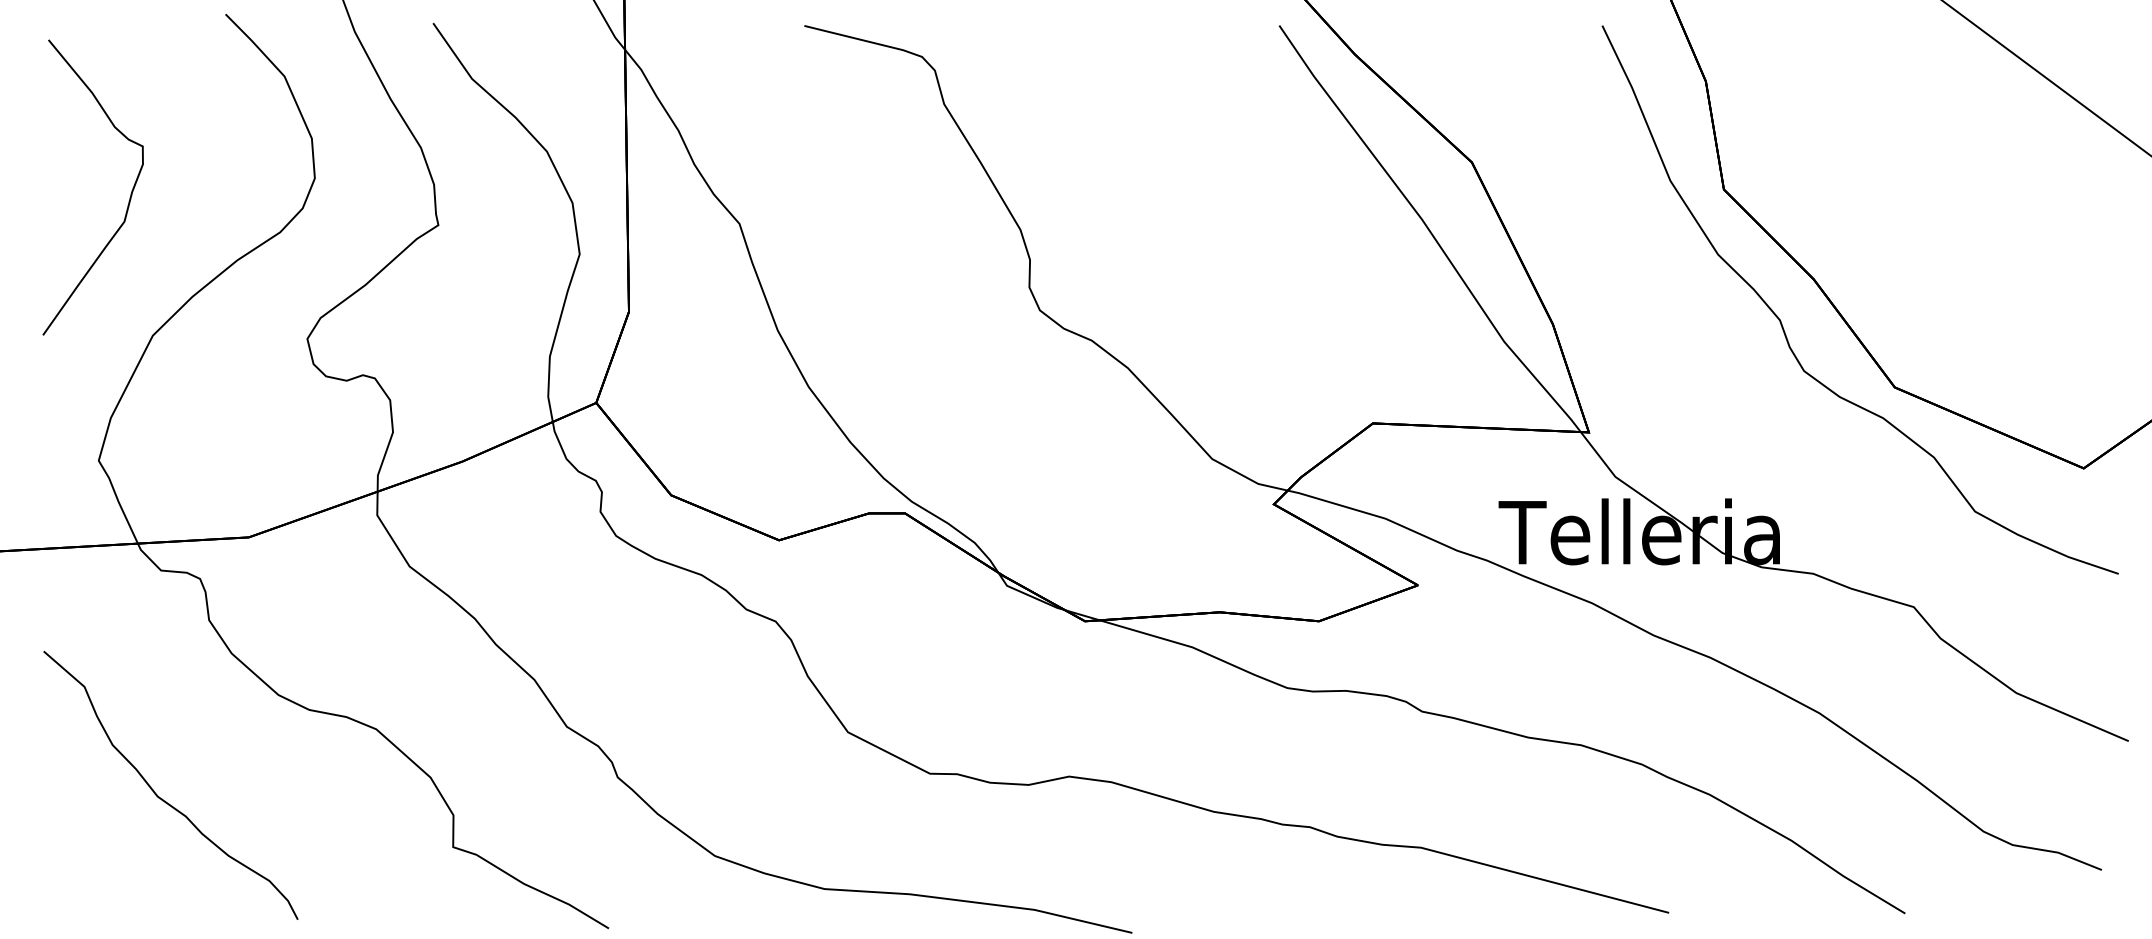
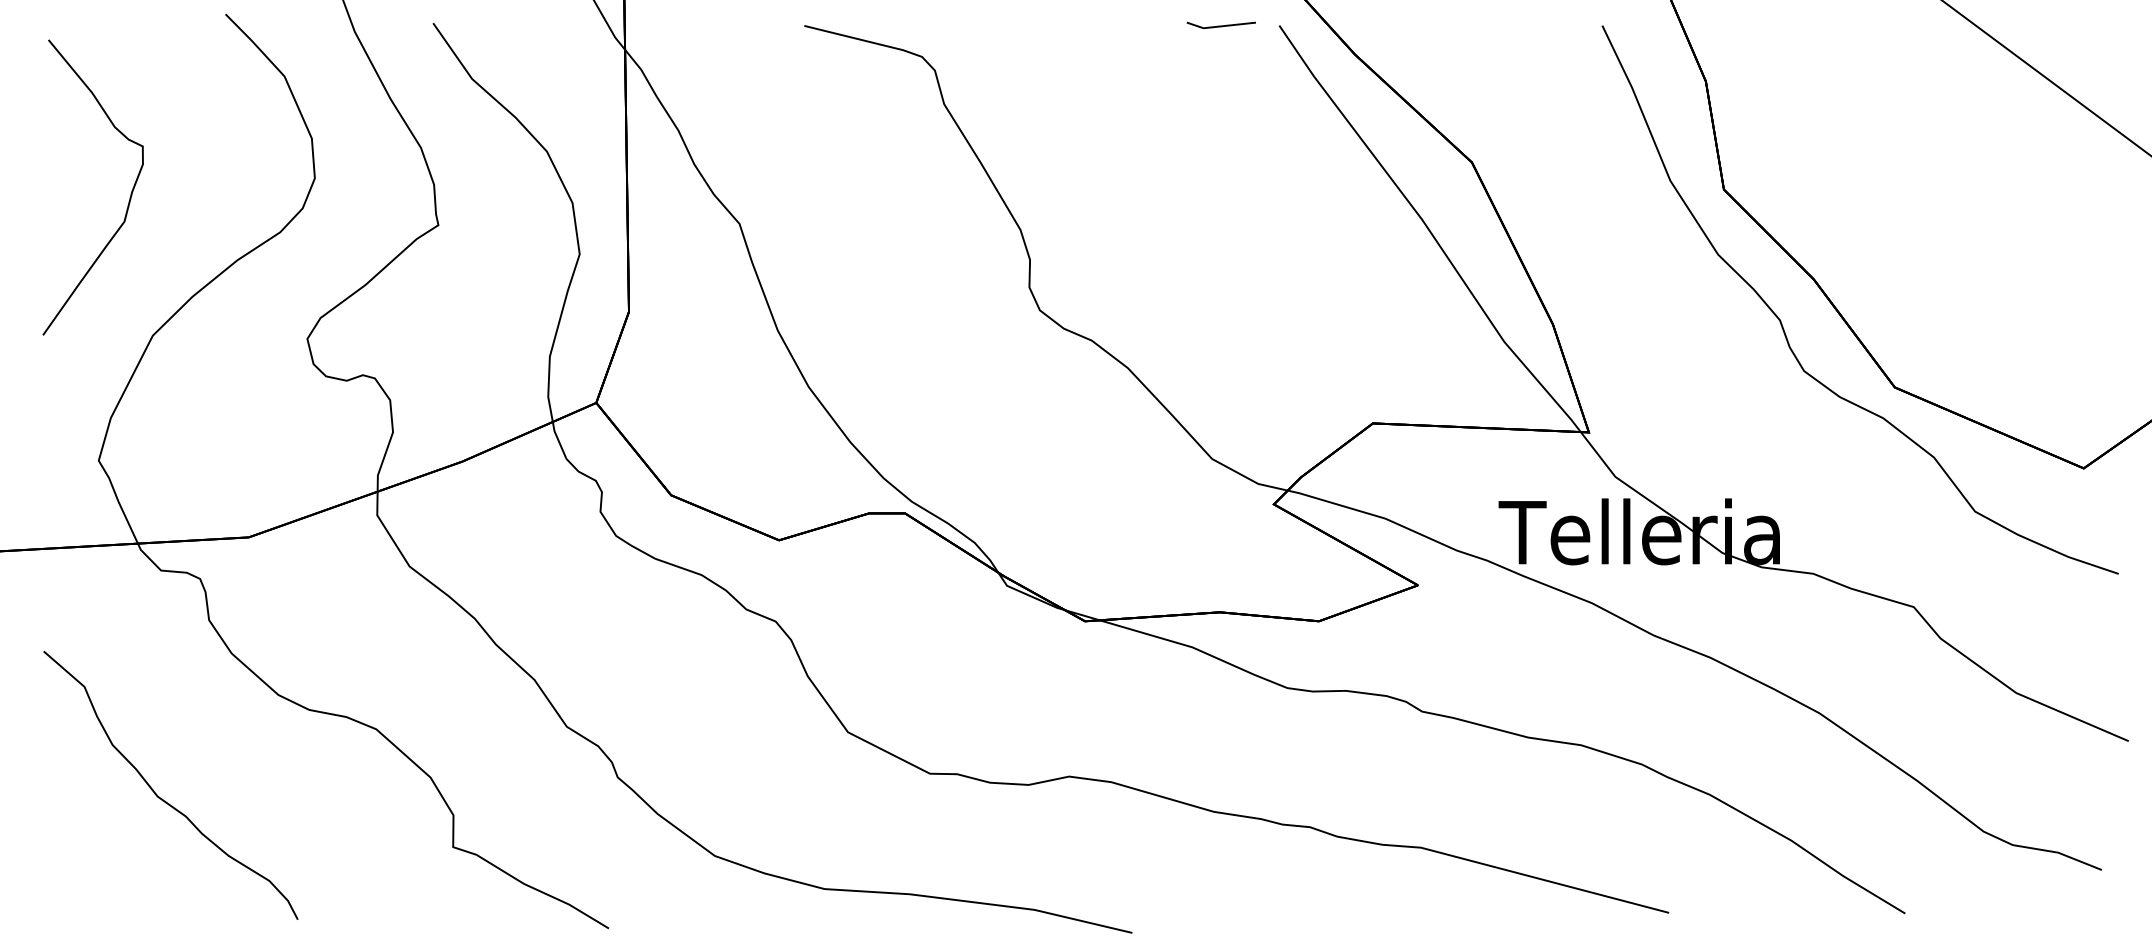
line: none -> present (1220, 25)
